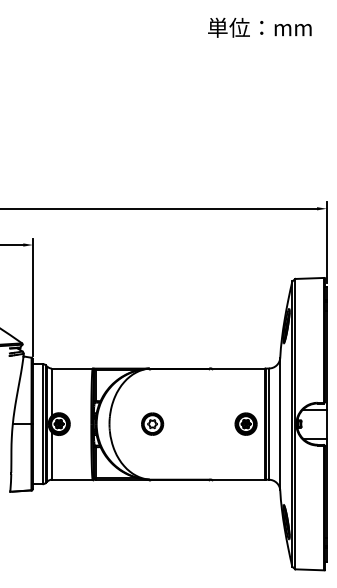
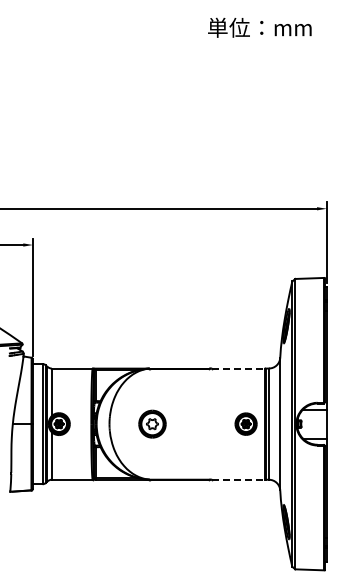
line: solid -> dashed (239, 368)
part size: 24x24 px -> 29x30 px (152, 423)
line: solid -> dashed (239, 479)
